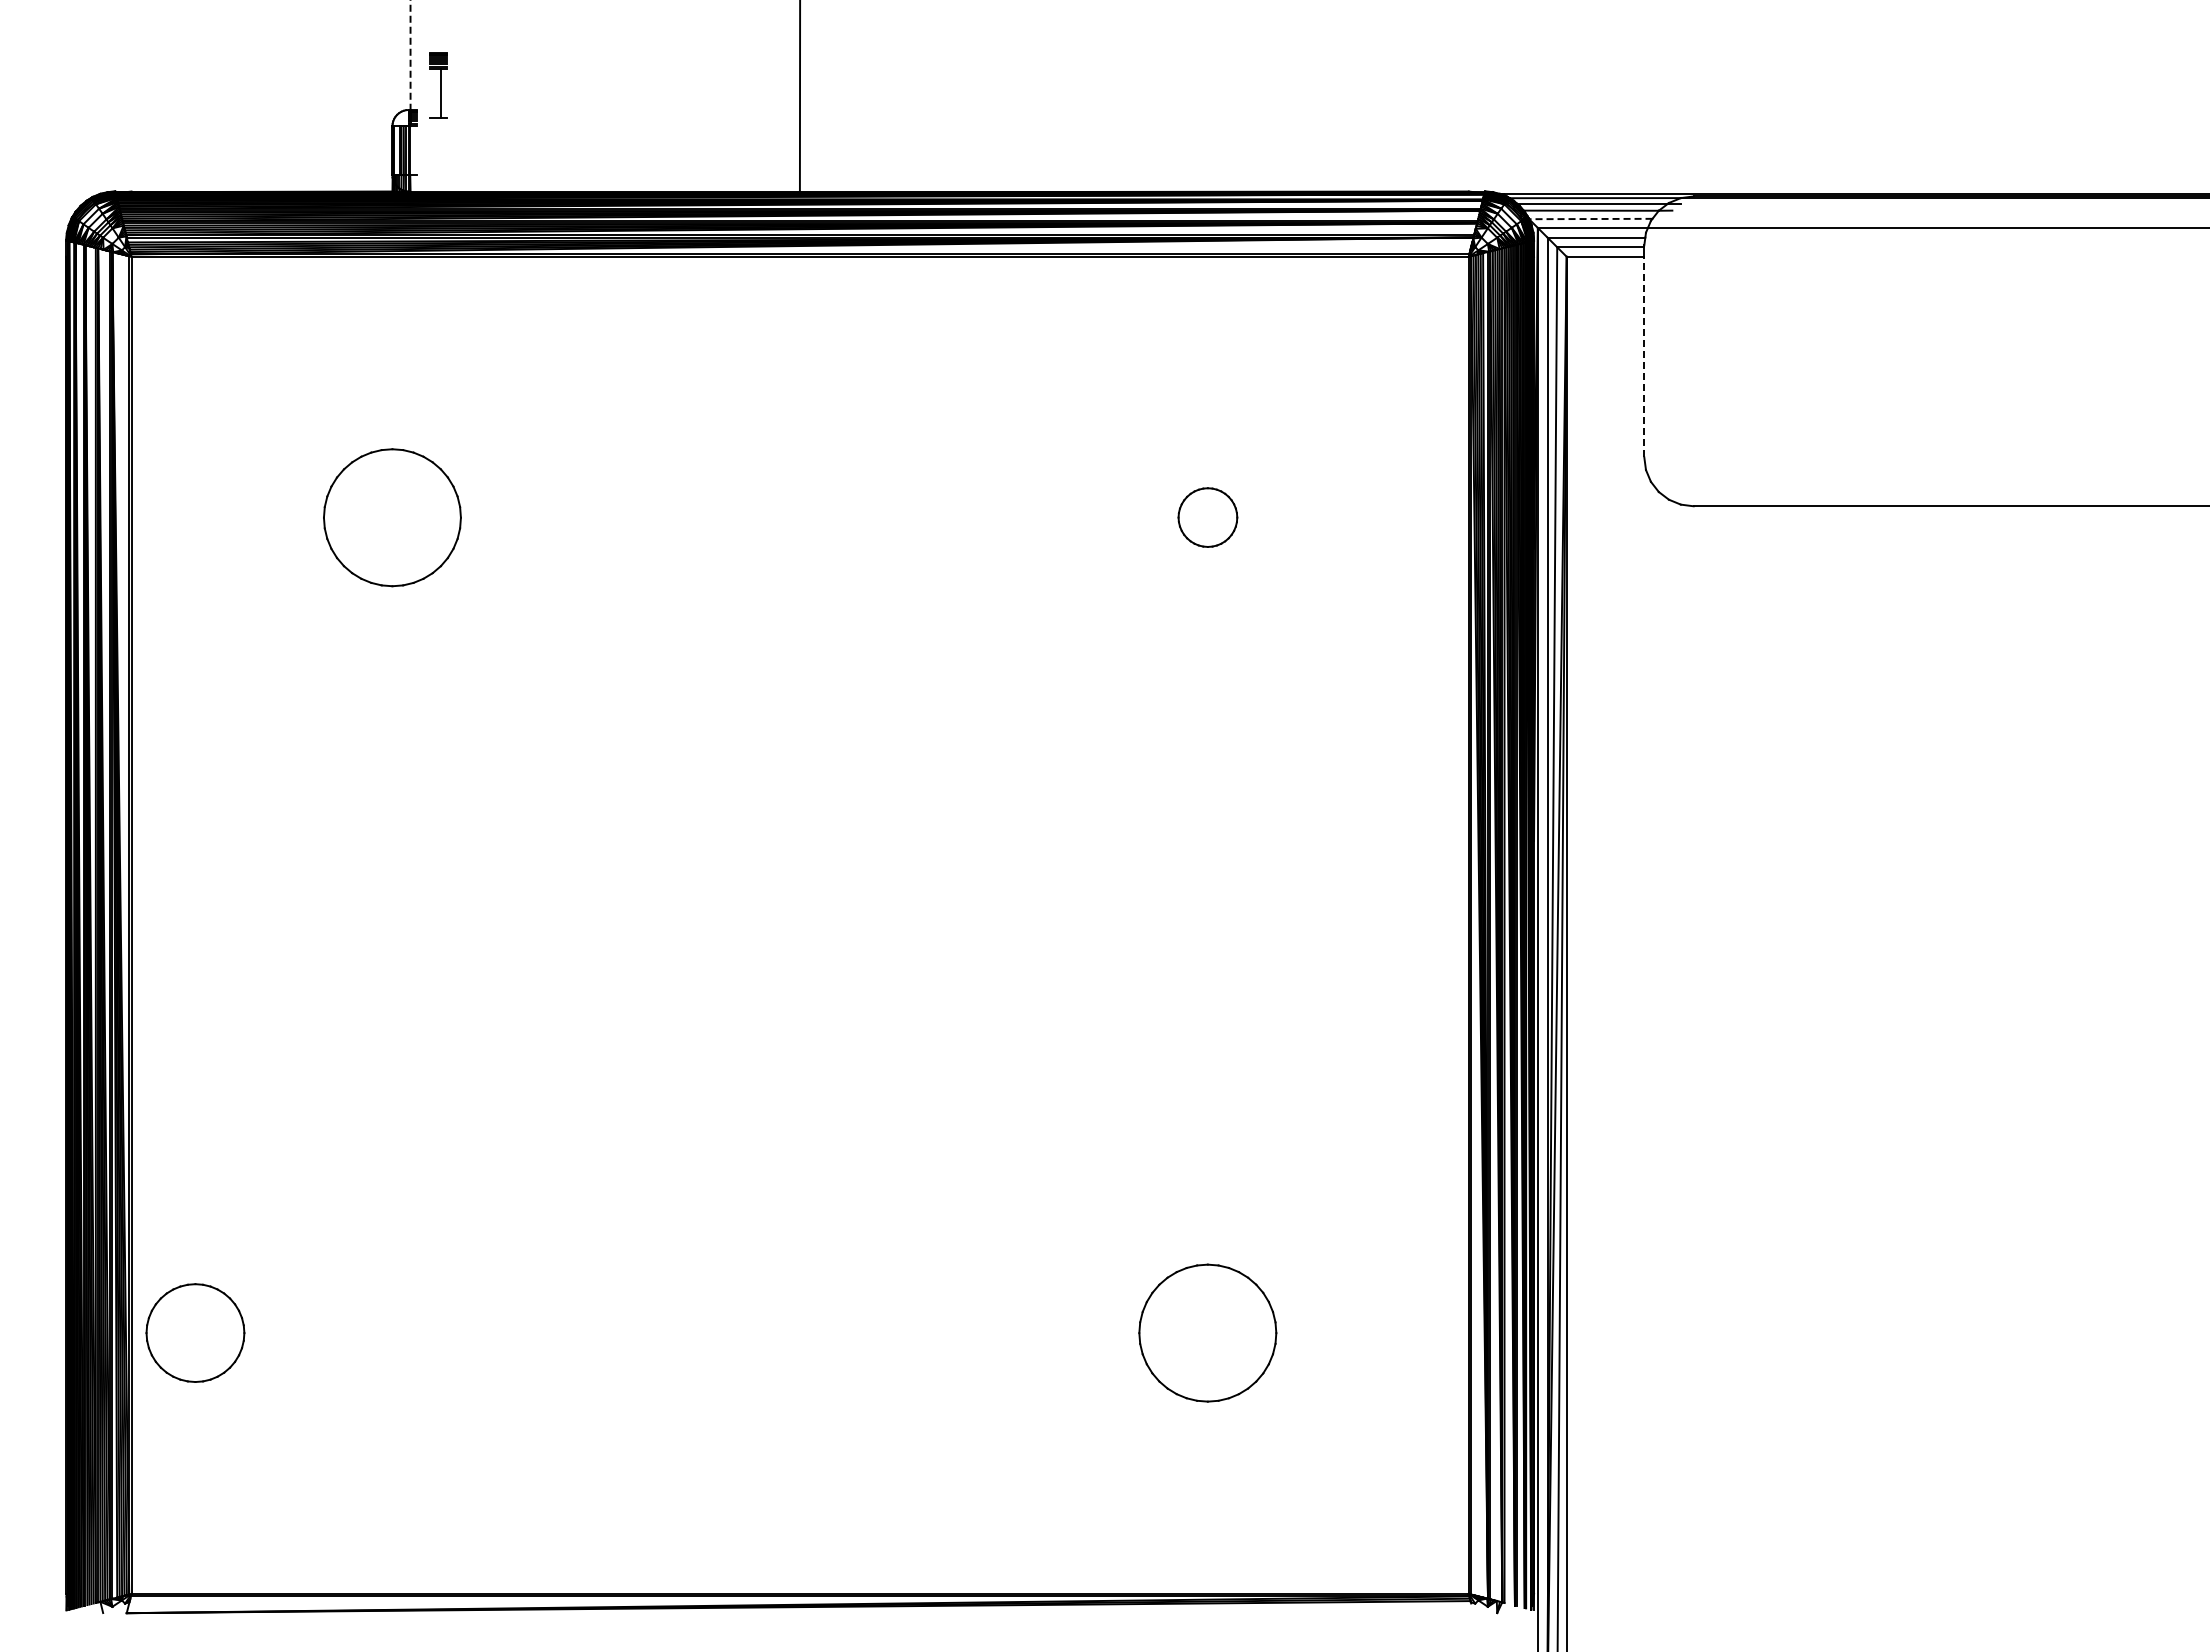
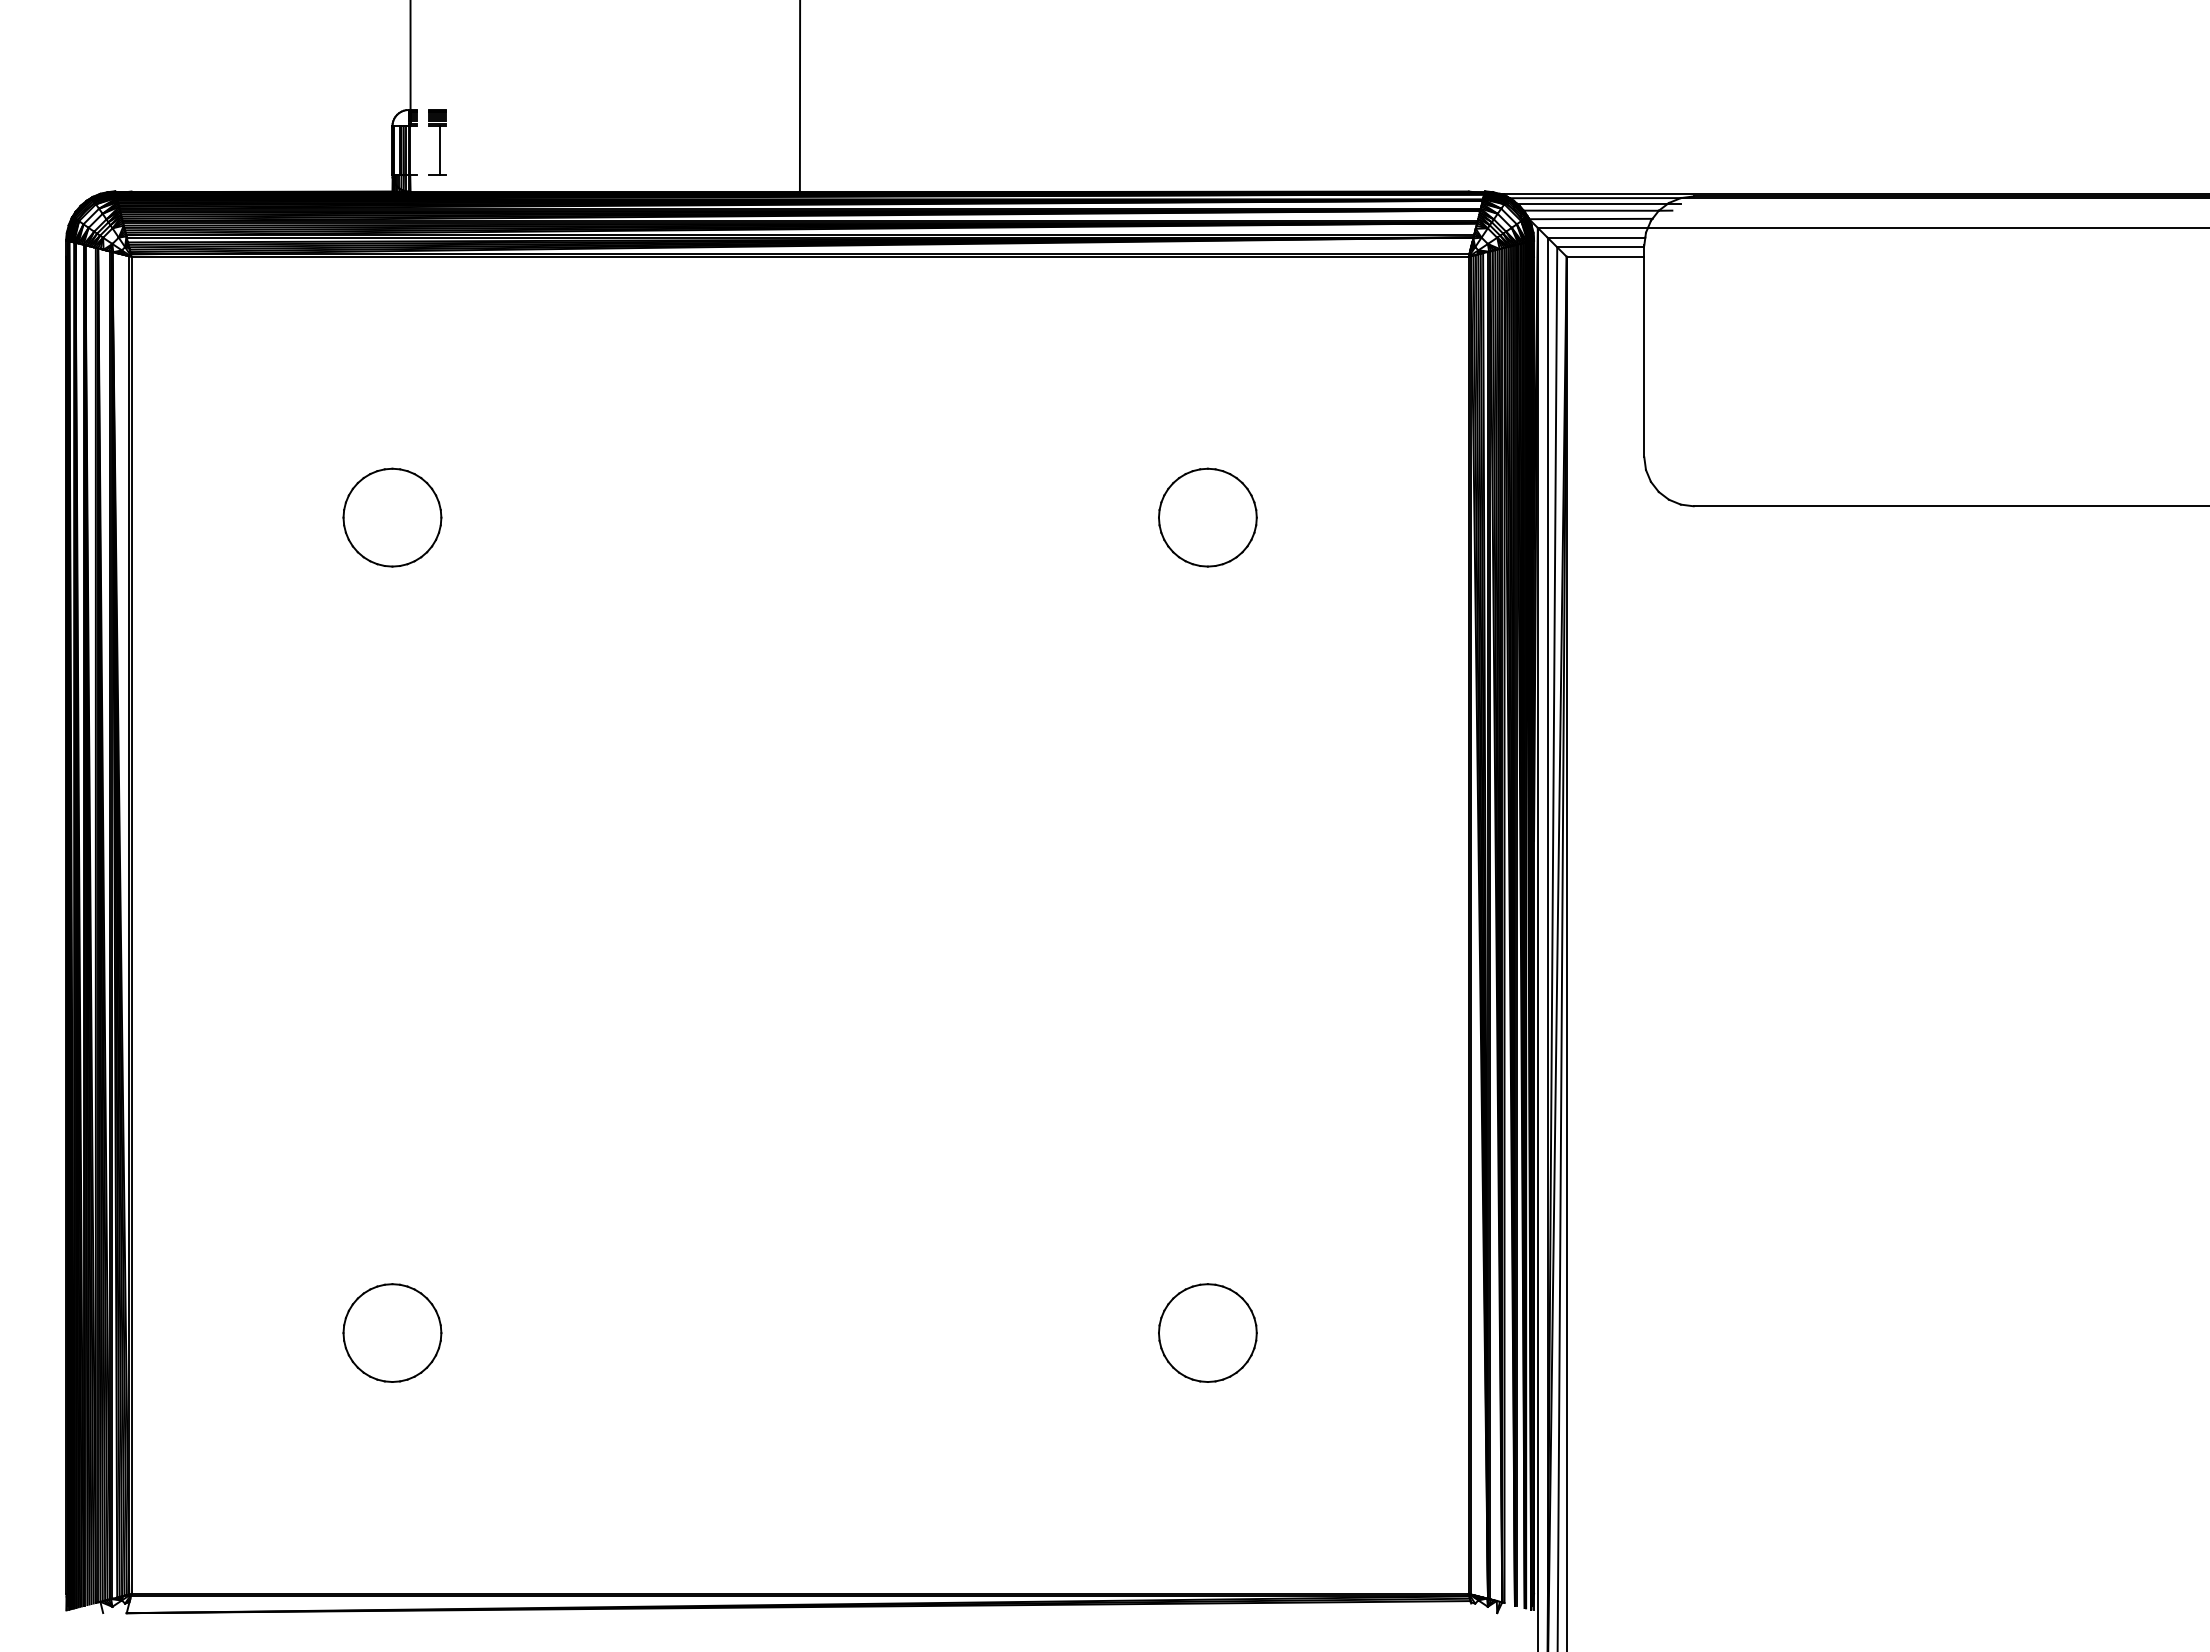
line: dashed -> solid (410, 55)
part position: (438, 85) -> (437, 142) (437, 142)
line: dashed -> solid (1590, 219)
line: dashed -> solid (1644, 356)
part size: 139x140 px -> 101x101 px (392, 517)
part size: 62x61 px -> 100x101 px (1207, 517)
part position: (195, 1332) -> (392, 1332) (392, 1332)
part size: 140x140 px -> 100x100 px (1207, 1332)
